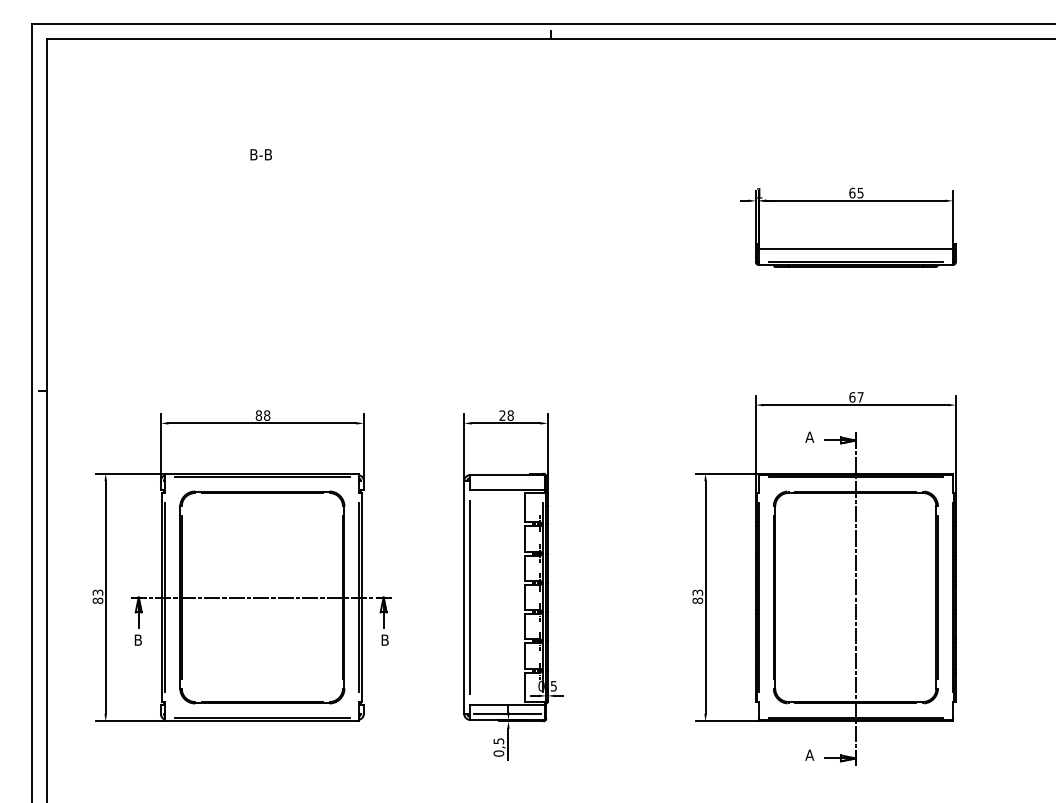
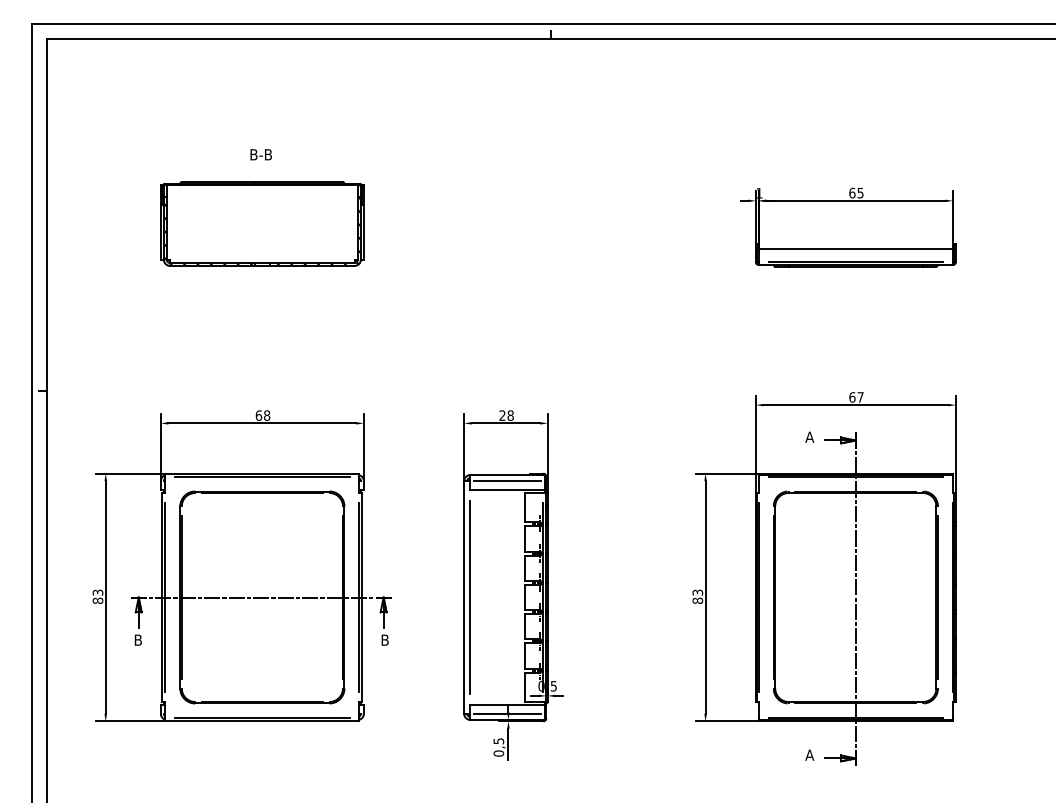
part: none -> present (262, 223)
text: 88 -> 68 (258, 415)
line: none -> present (507, 481)
